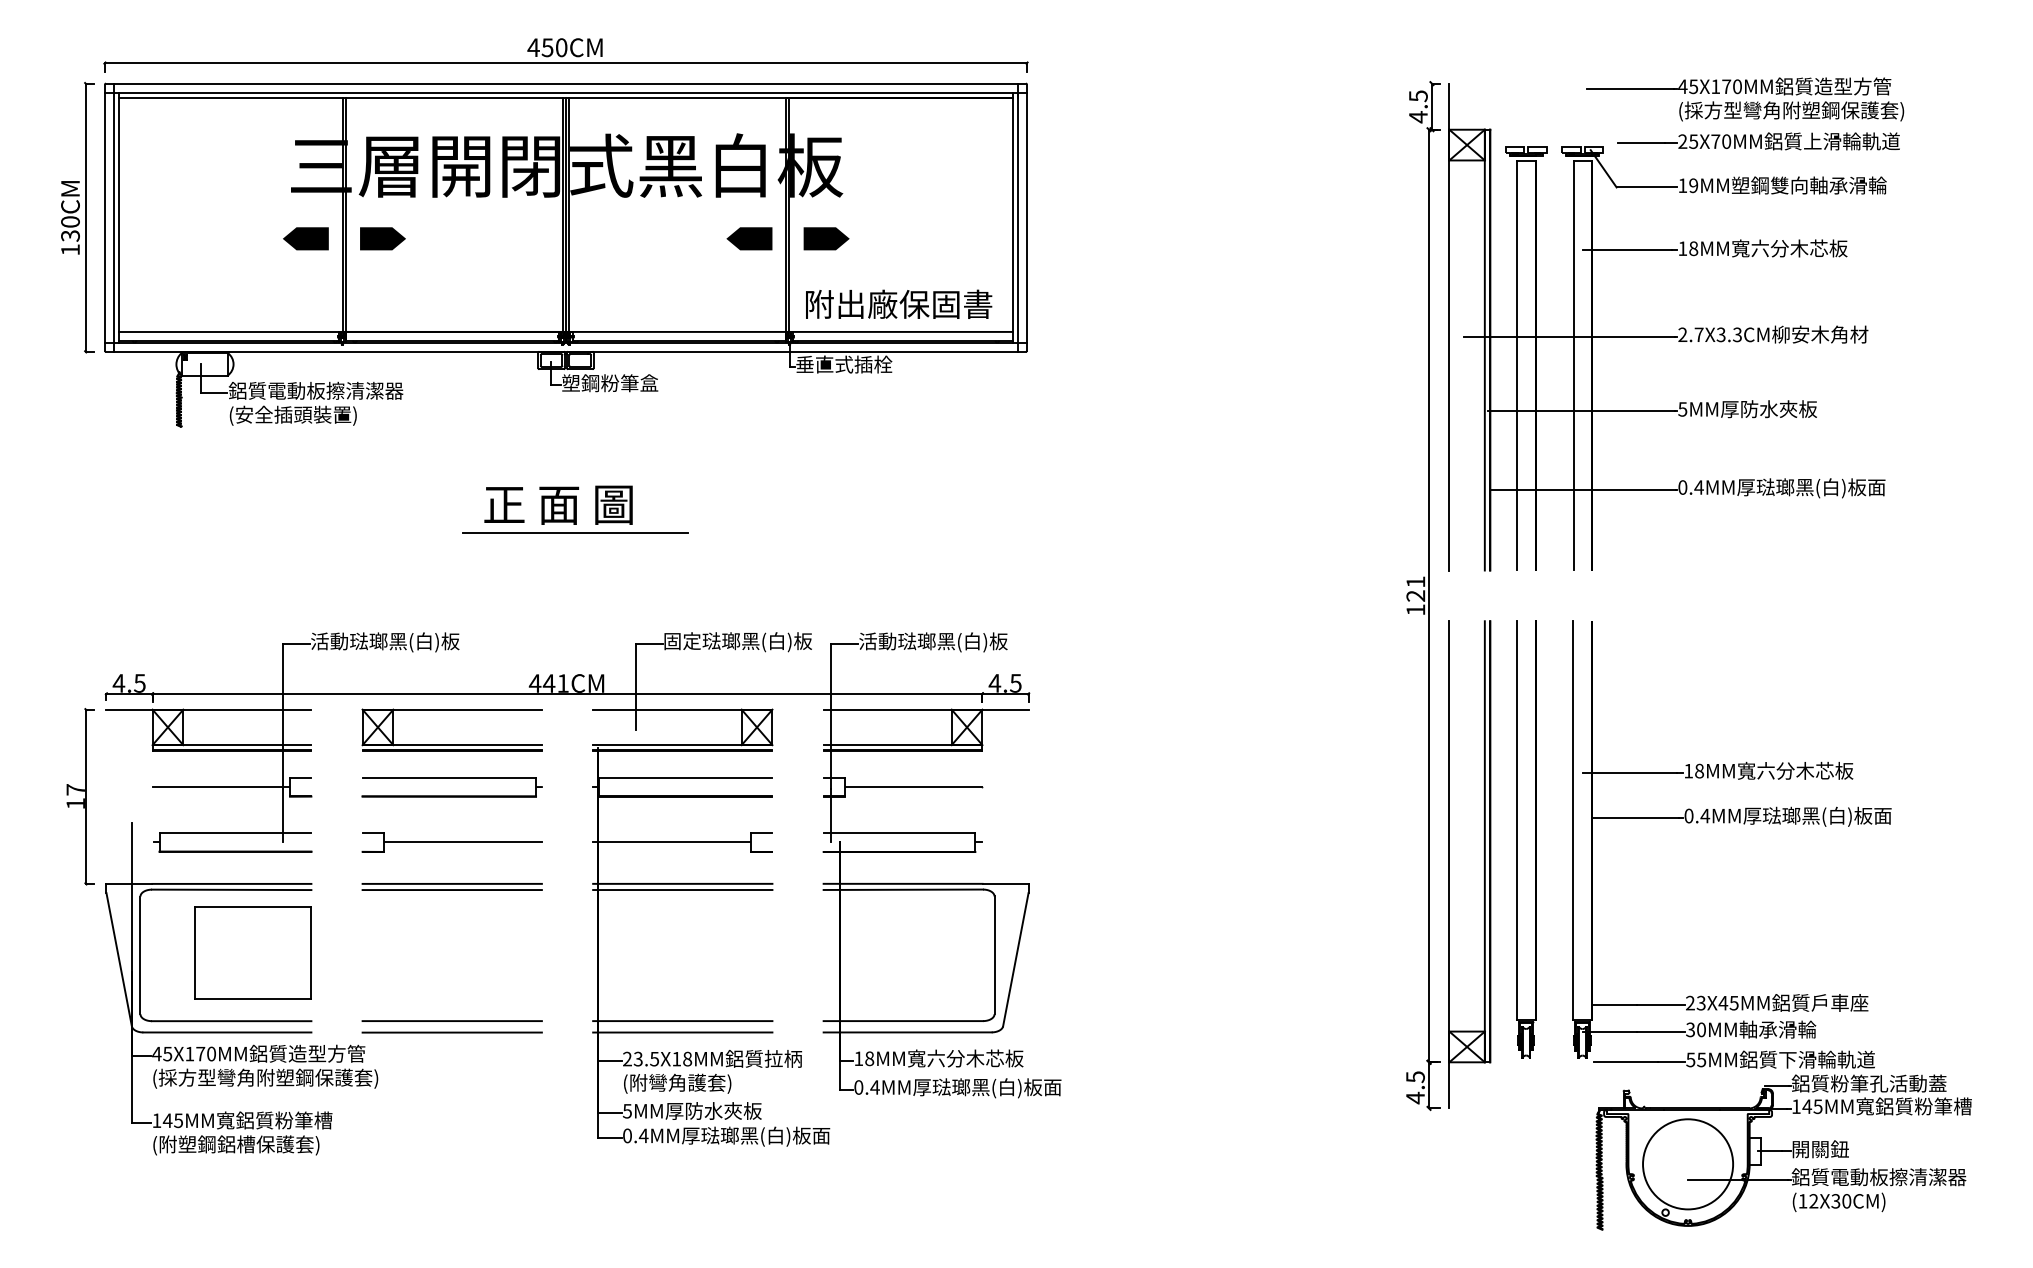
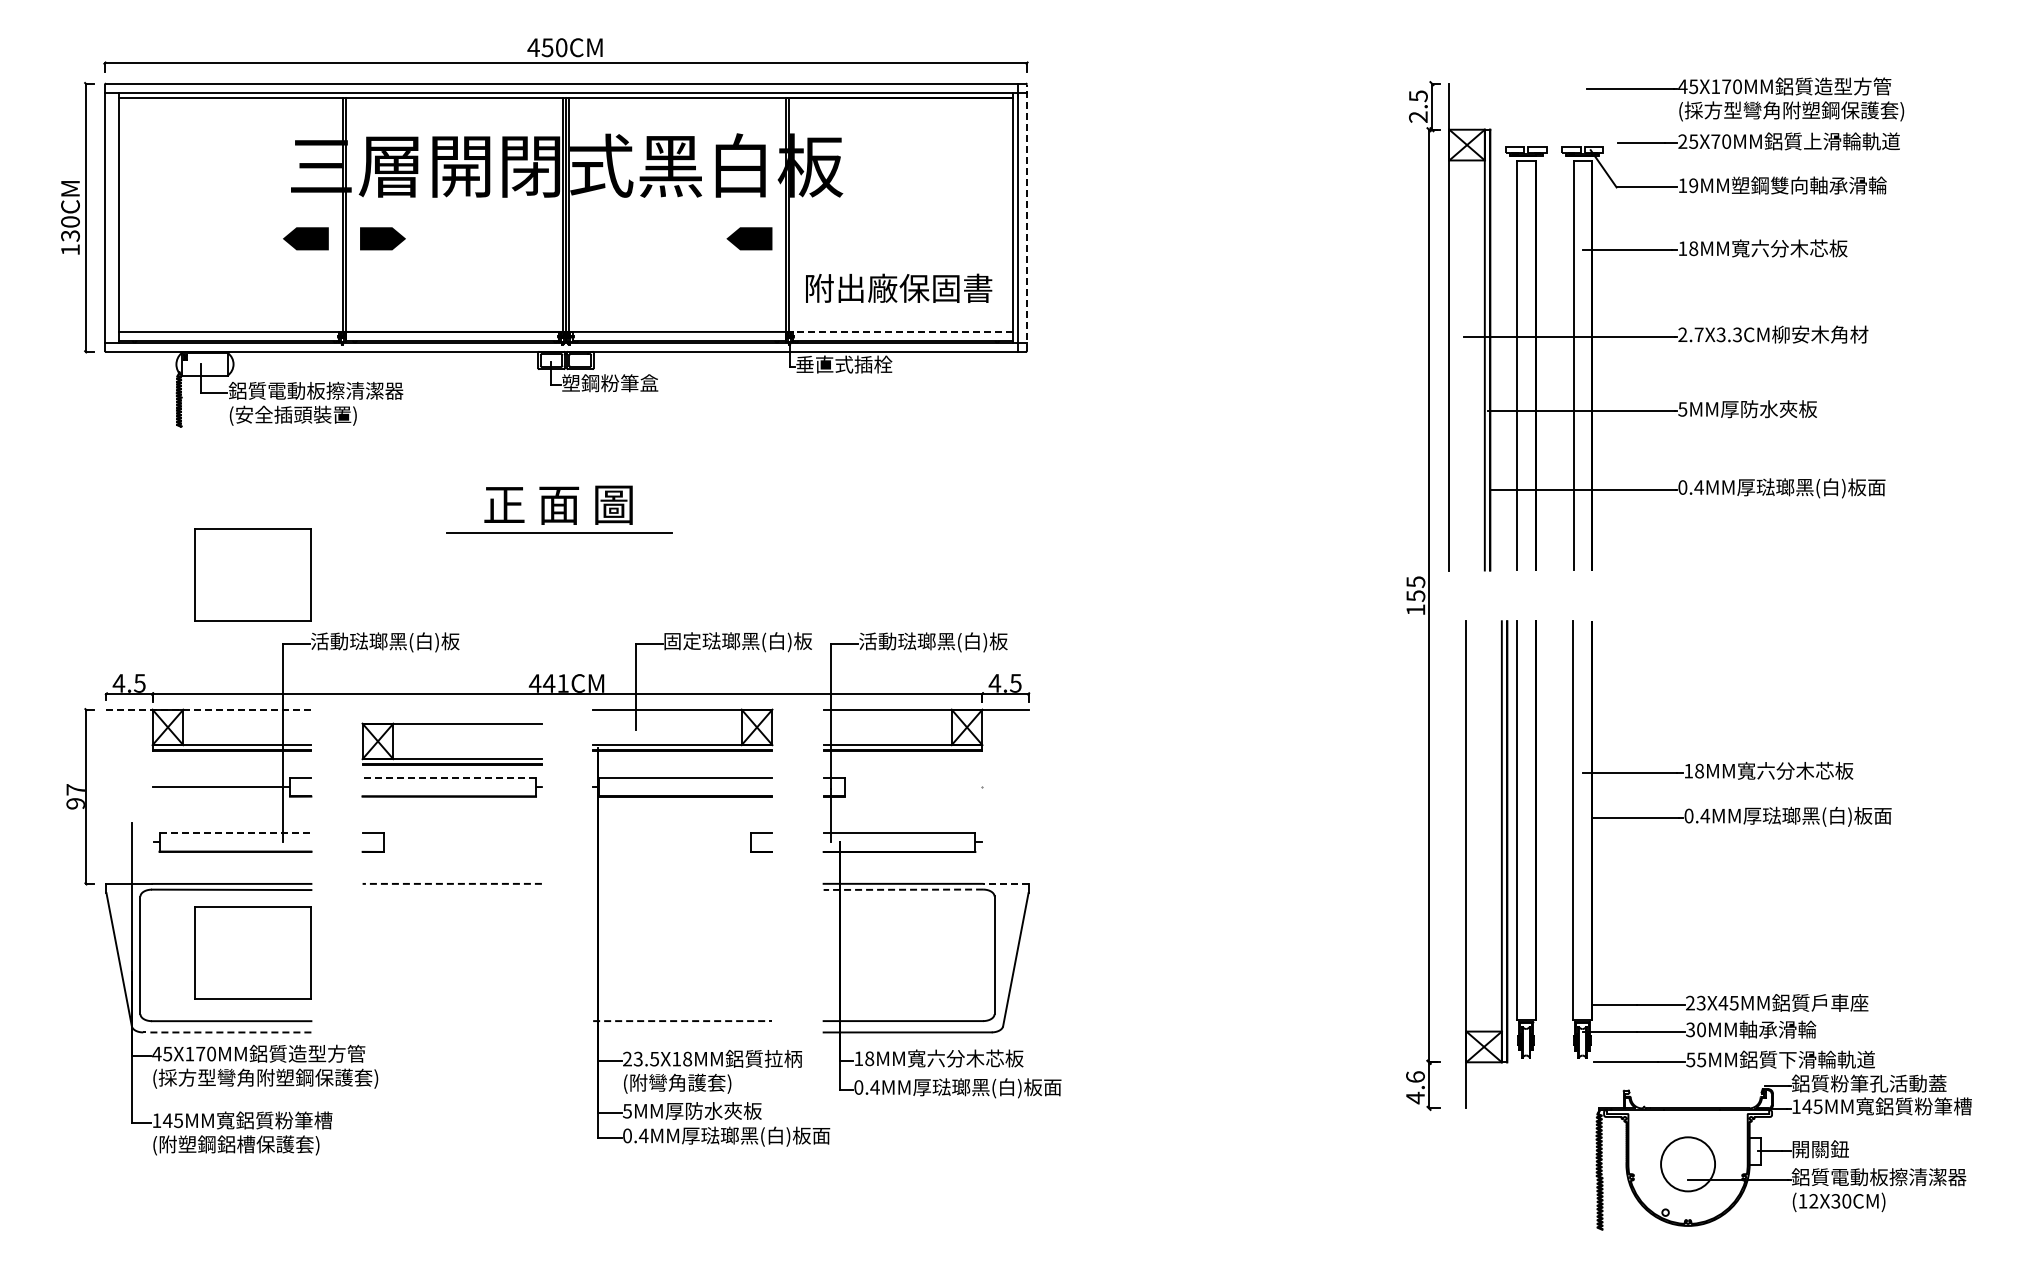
text: 4.5 -> 2.5 (1418, 117)
line: present -> none (114, 217)
line: solid -> dashed (1027, 217)
line: present -> none (826, 238)
text position: (899, 303) -> (899, 287) (899, 287)
line: solid -> dashed (899, 331)
line position: (575, 532) -> (559, 532) (559, 532)
part: none -> present (252, 574)
text: 121 -> 155 (1415, 588)
line: solid -> dashed (209, 709)
part position: (451, 744) -> (451, 758) (451, 758)
line: solid -> dashed (449, 777)
line: present -> none (914, 787)
text: 17 -> 97 (75, 803)
line: solid -> dashed (235, 833)
line: present -> none (463, 842)
line: present -> none (671, 842)
part position: (1484, 864) -> (1501, 864) (1501, 864)
line: solid -> dashed (452, 883)
line: present -> none (682, 883)
line: solid -> dashed (1005, 883)
line: present -> none (682, 889)
line: solid -> dashed (903, 889)
line: present -> none (451, 890)
line: present -> none (451, 1021)
line: solid -> dashed (682, 1021)
line: solid -> dashed (226, 1032)
line: present -> none (451, 1032)
line: present -> none (682, 1032)
text: 4.5 -> 4.6 (1415, 1077)
circle diameter: 90 px -> 54 px (1688, 1164)
